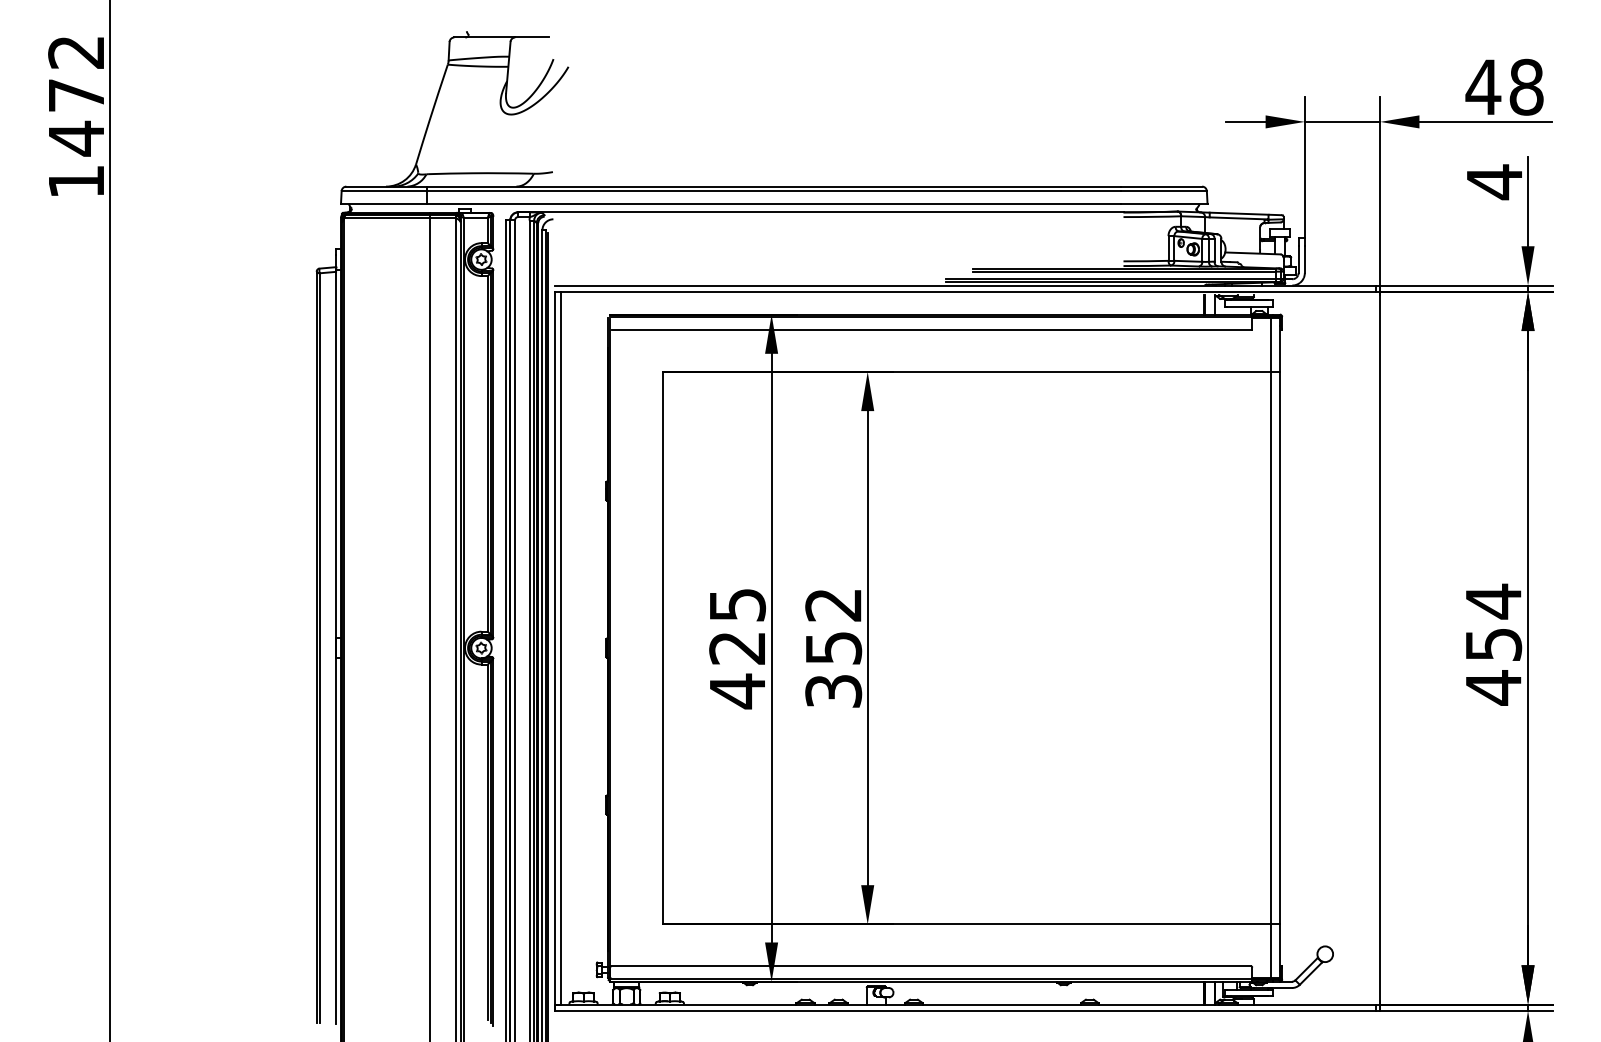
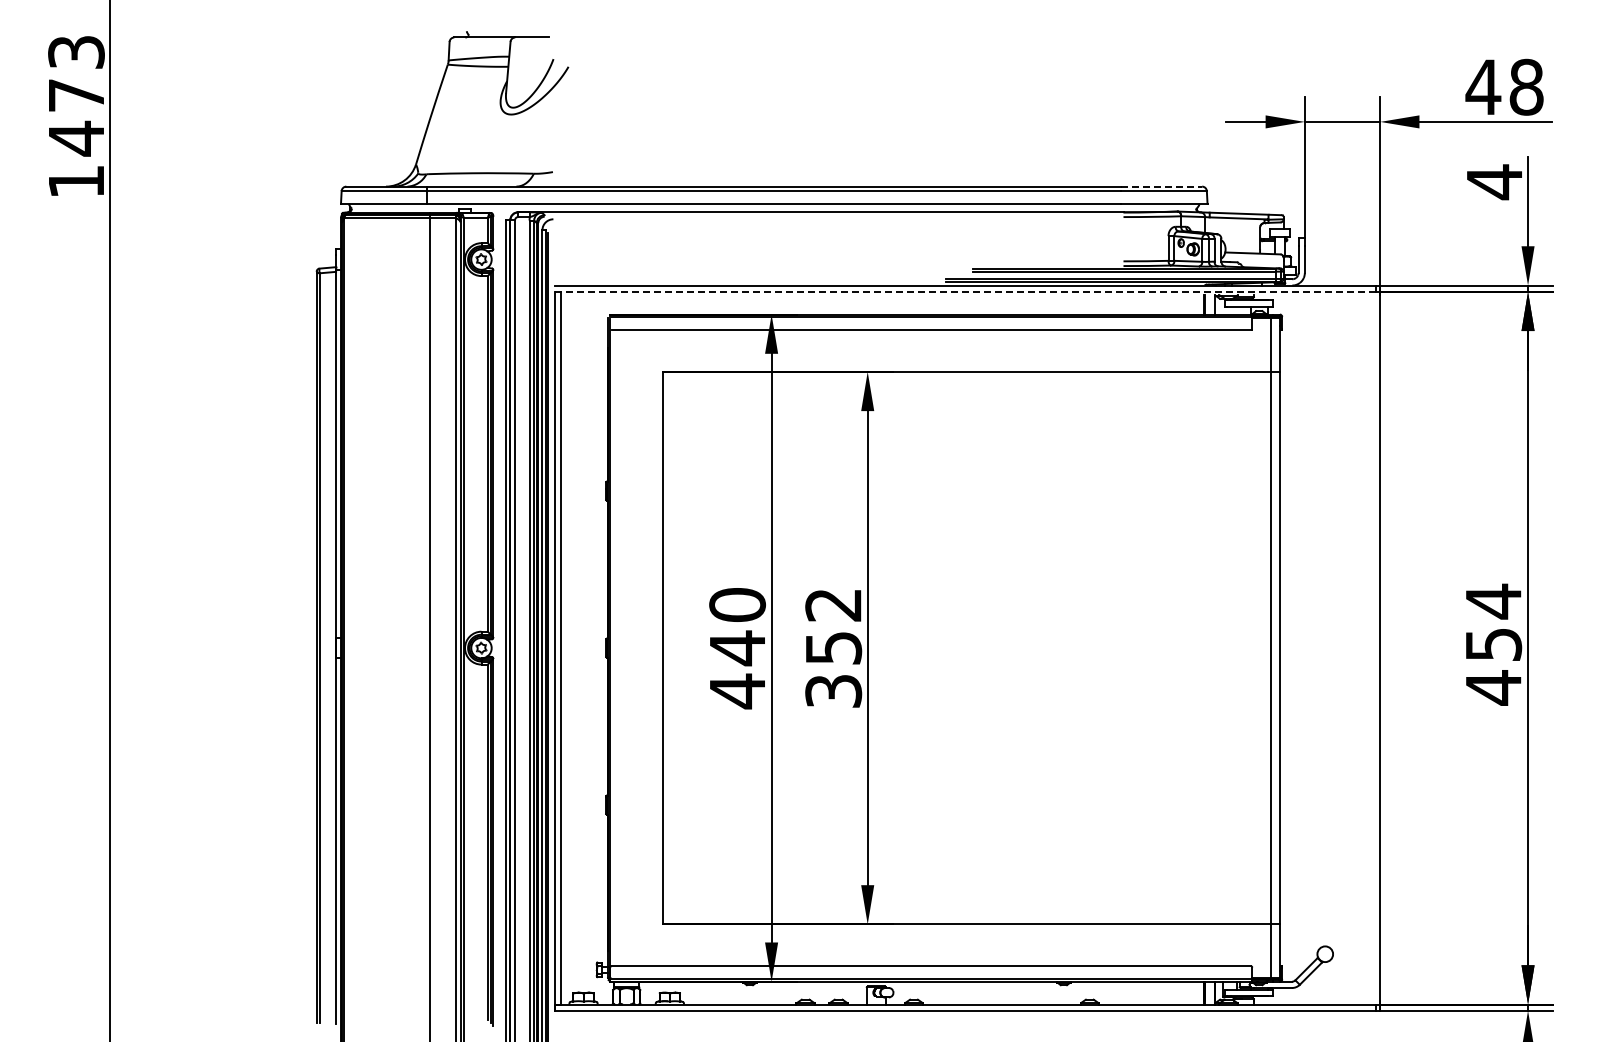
text: 1472 -> 1473 (76, 52)
line: solid -> dashed (1162, 186)
line: solid -> dashed (965, 291)
text: 425 -> 440 (737, 627)
